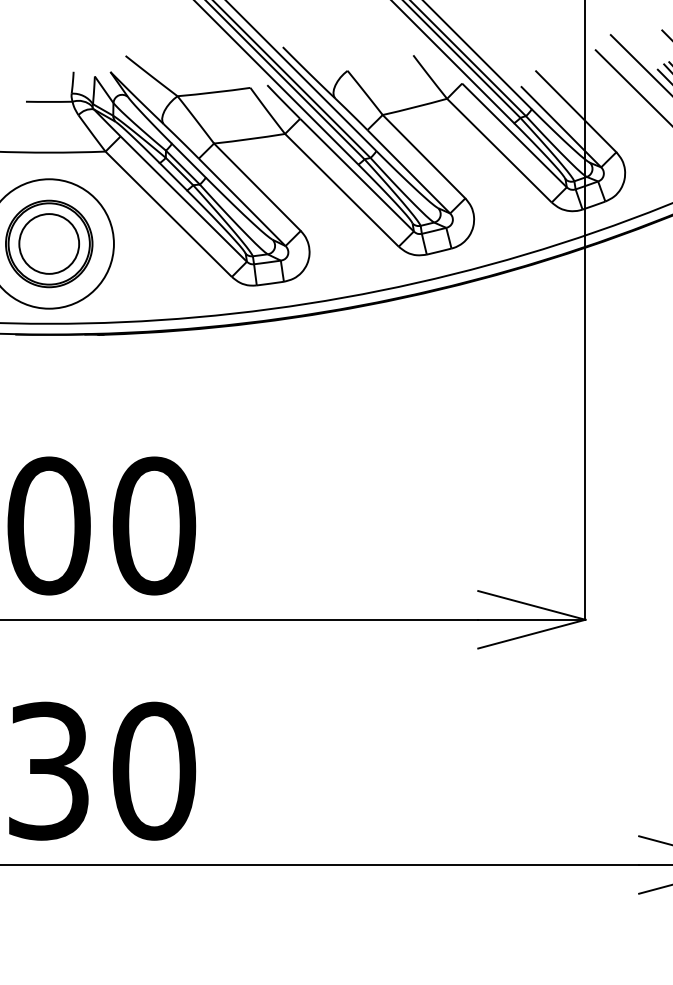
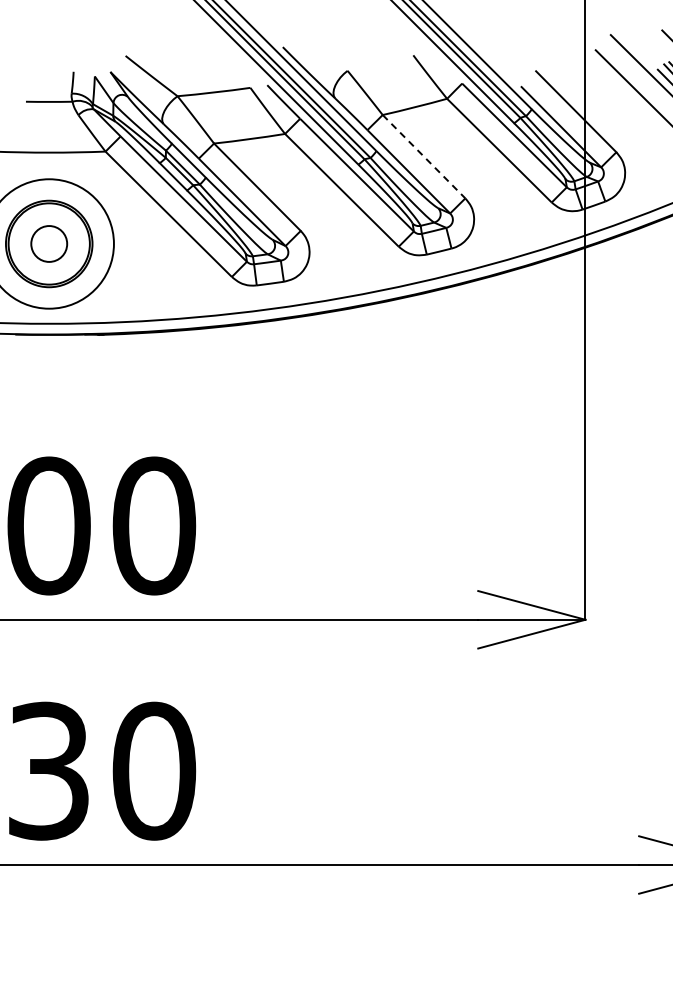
line: solid -> dashed (424, 156)
circle diameter: 60 px -> 36 px (49, 243)
